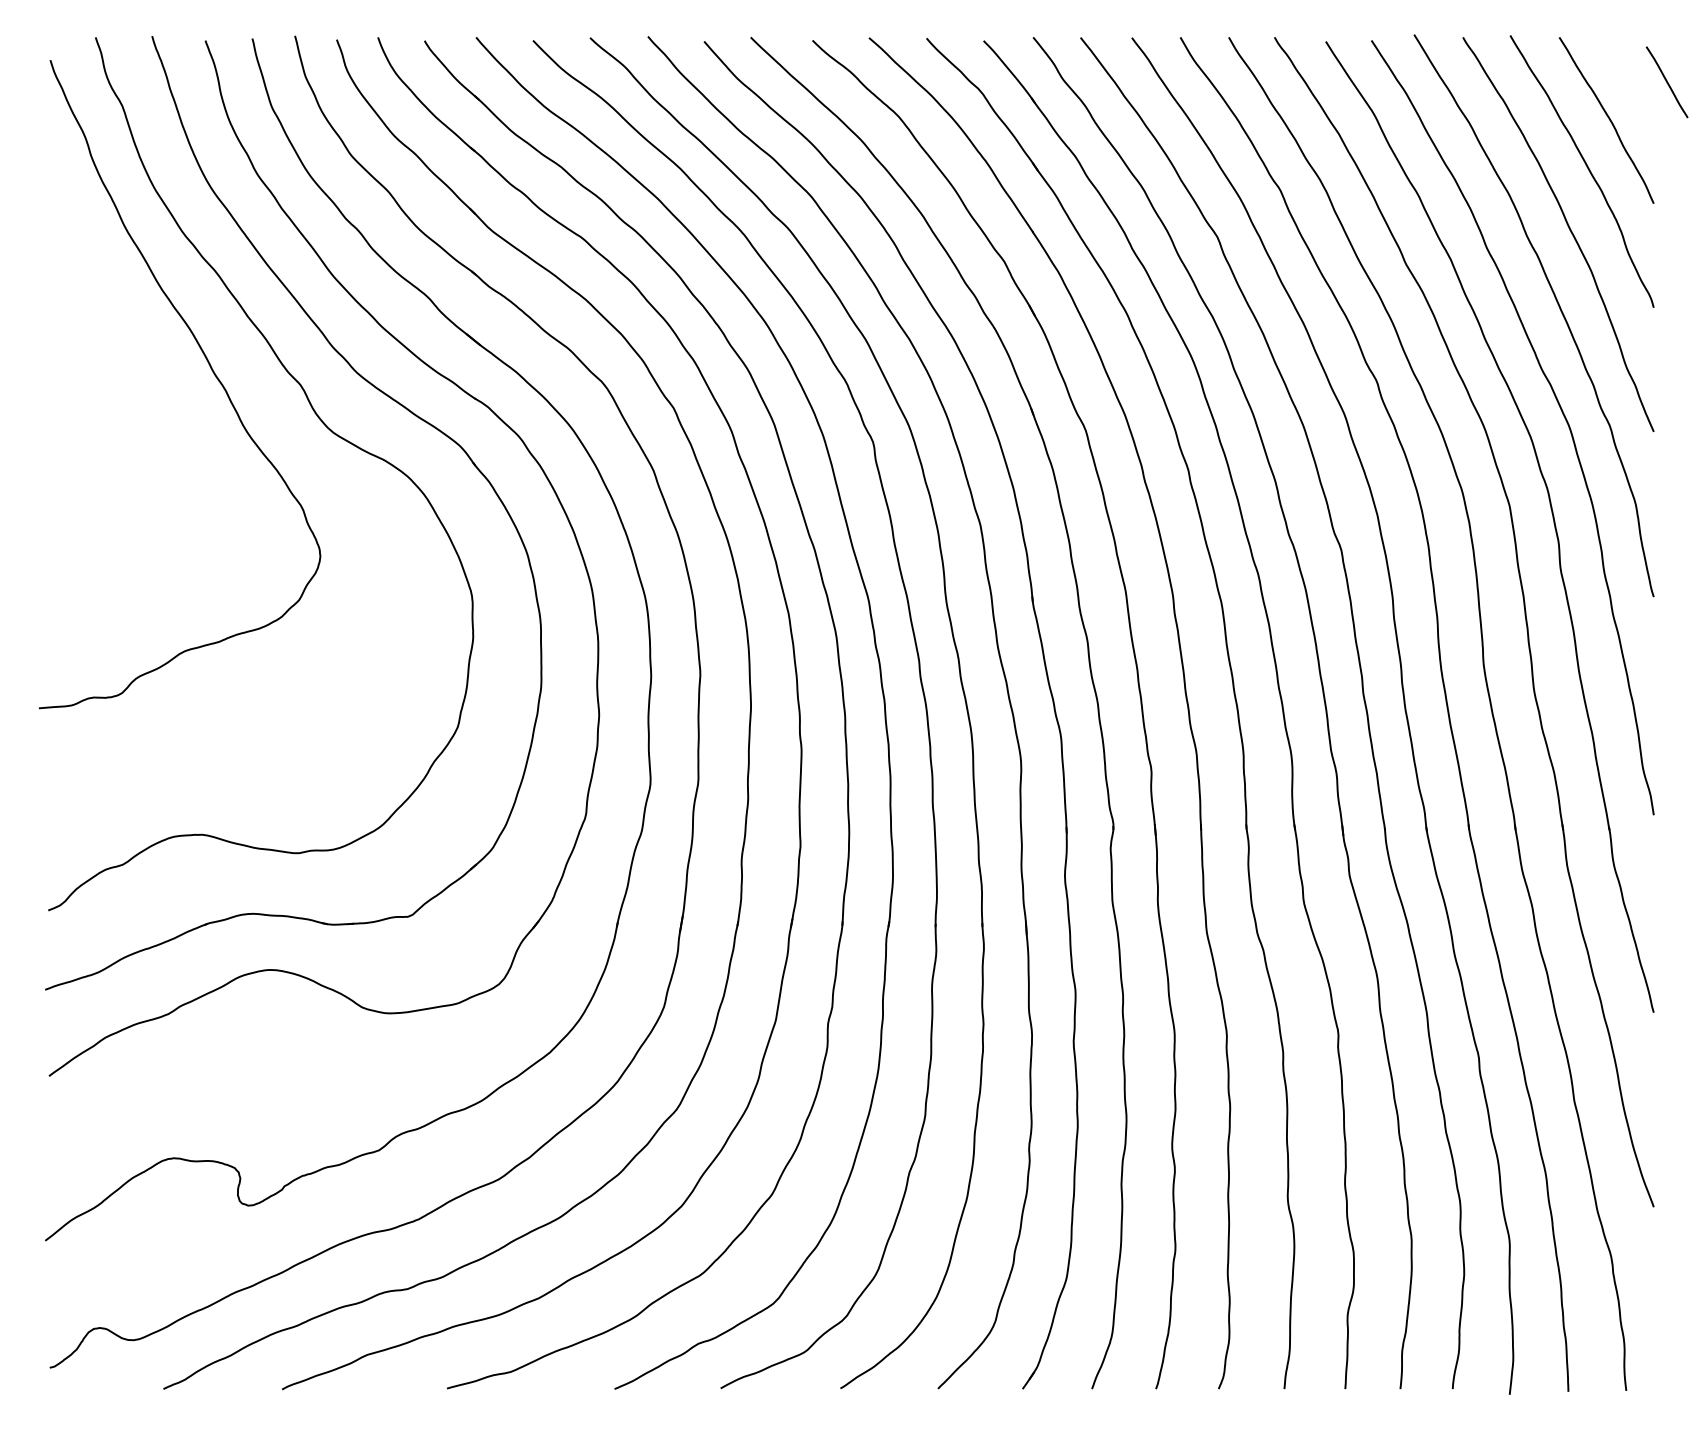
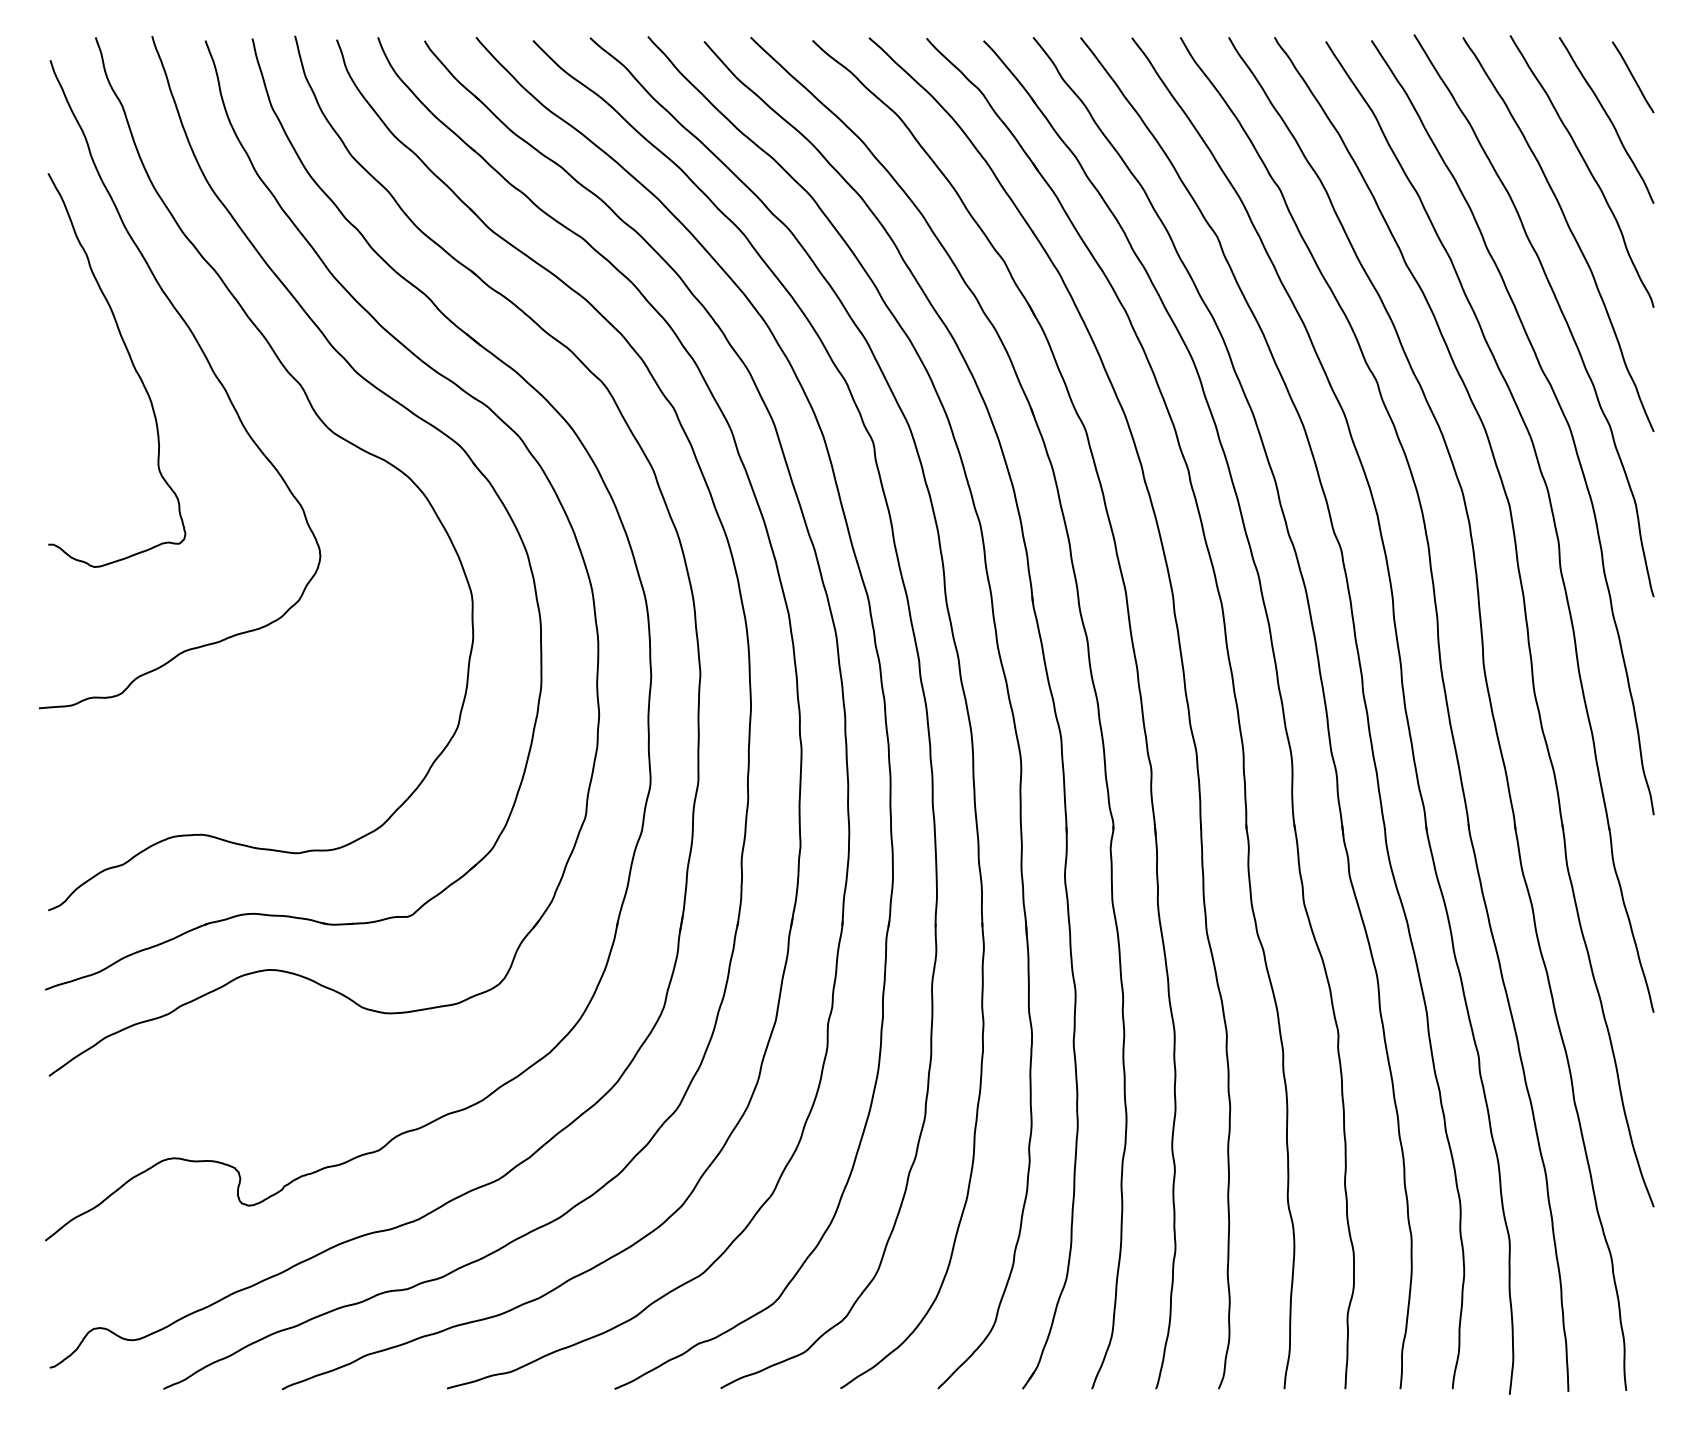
line position: (1666, 82) -> (1632, 77) (1632, 77)
curve: none -> present (131, 363)
